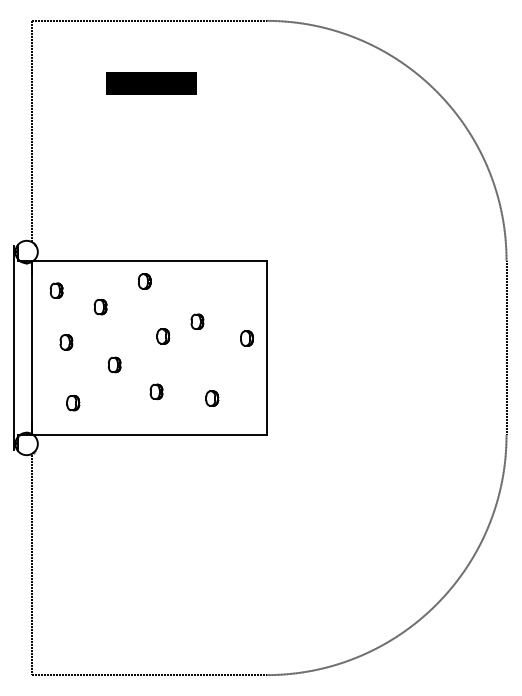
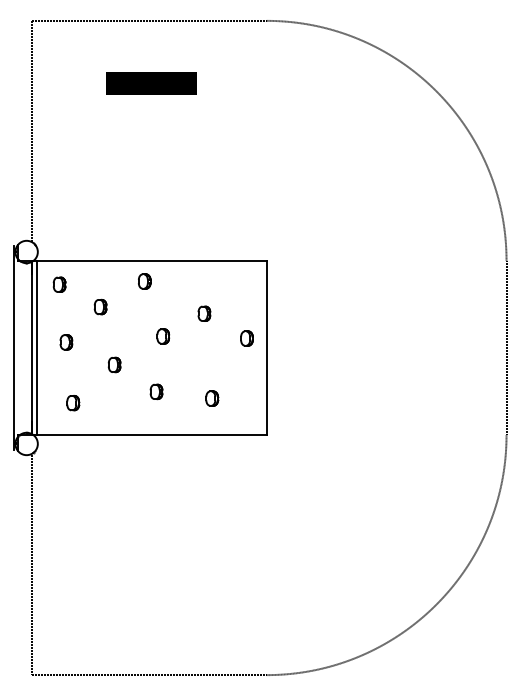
part position: (56, 290) -> (59, 284) (59, 284)
part position: (197, 321) -> (204, 313) (204, 313)
line: none -> present (37, 347)
